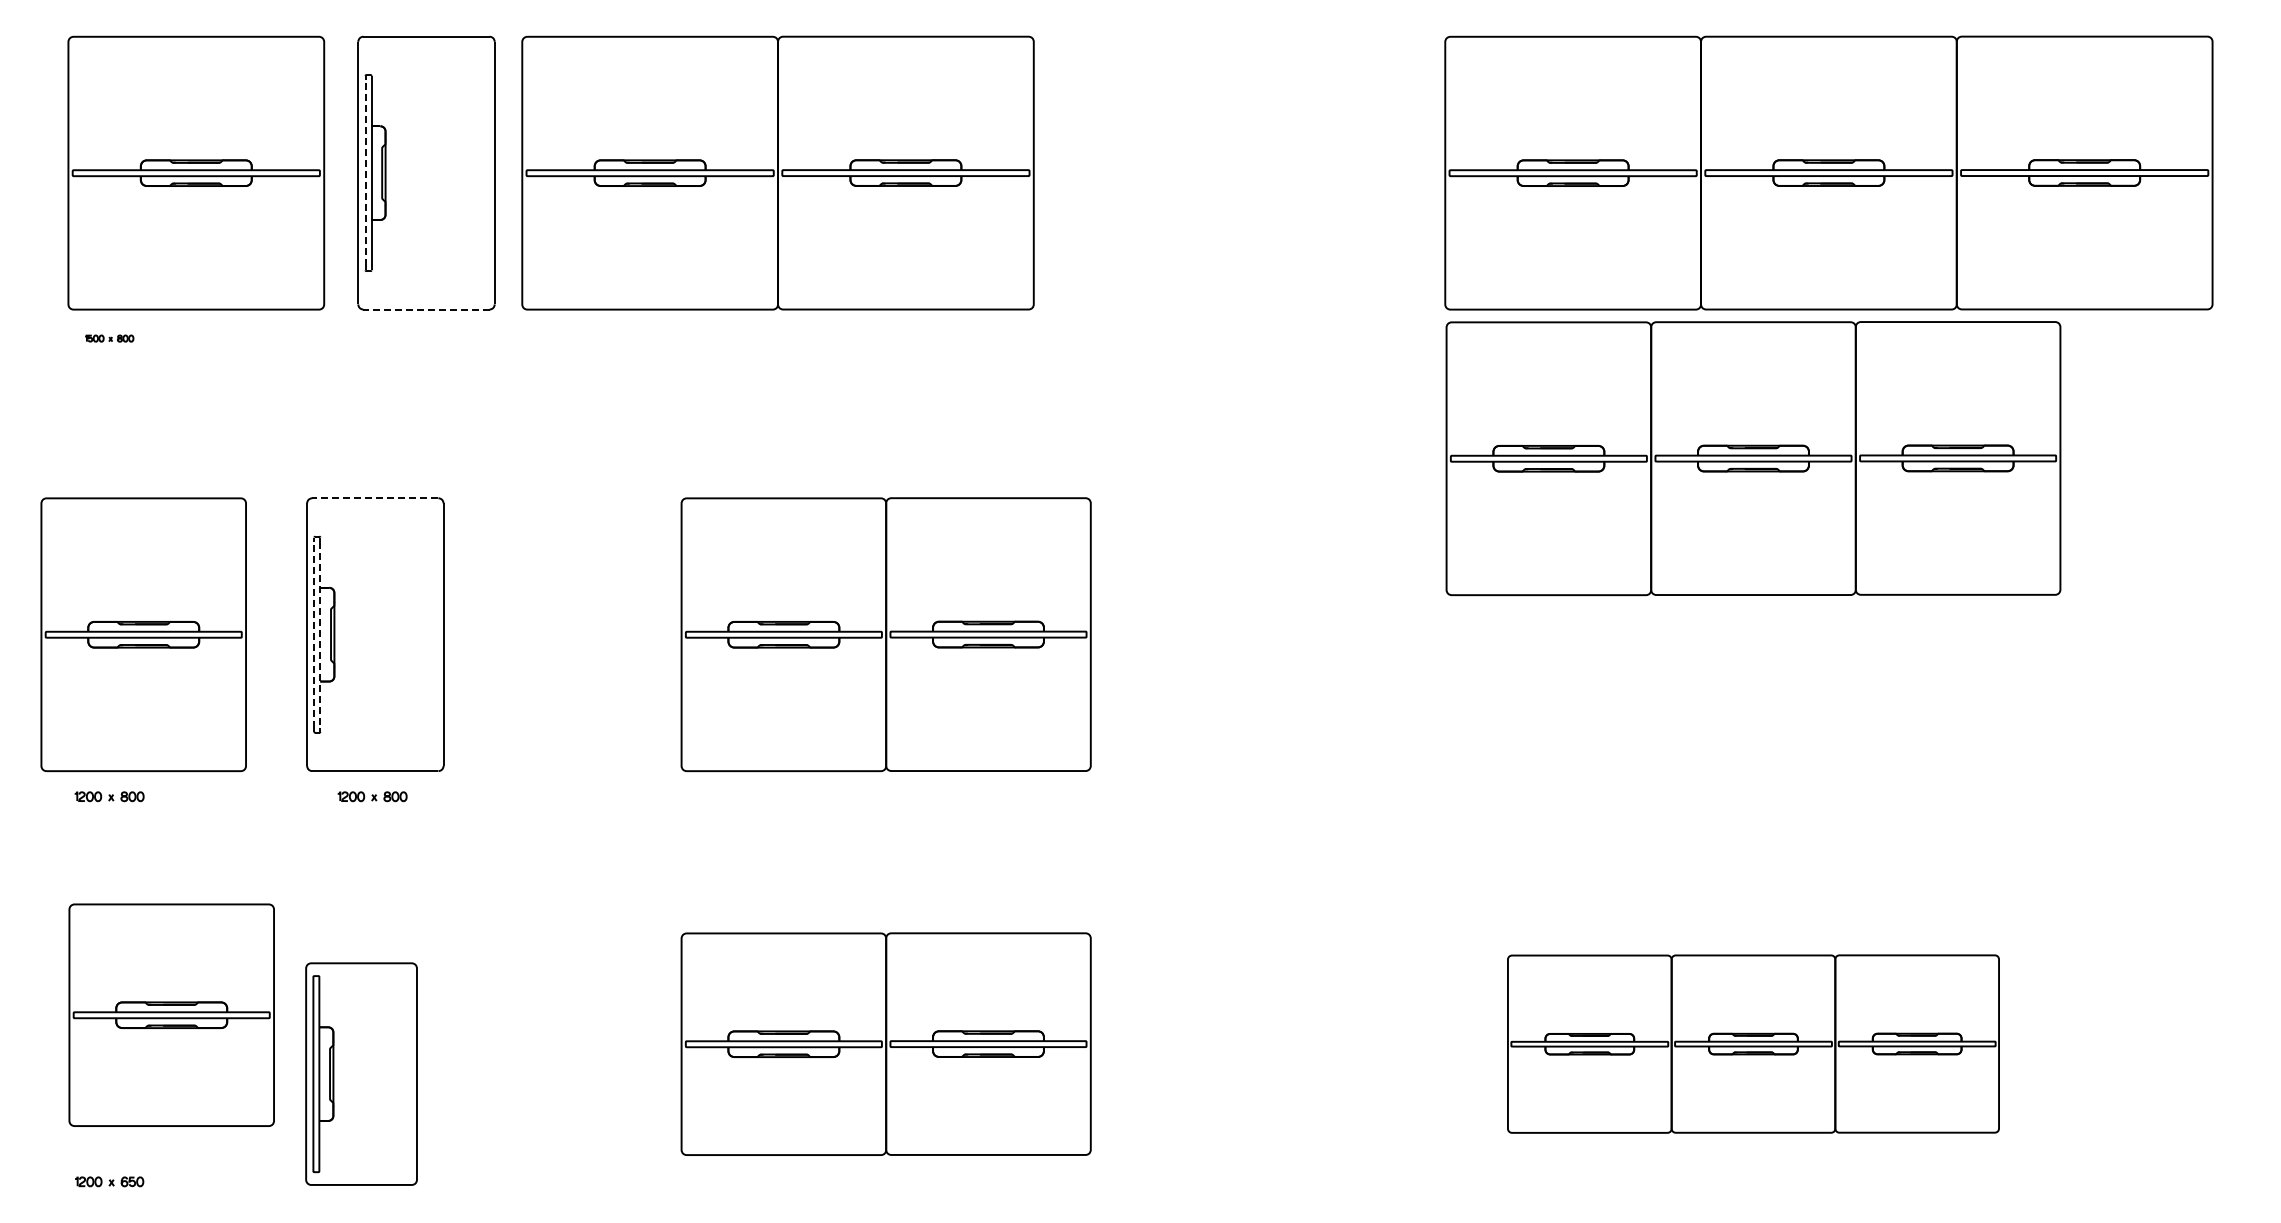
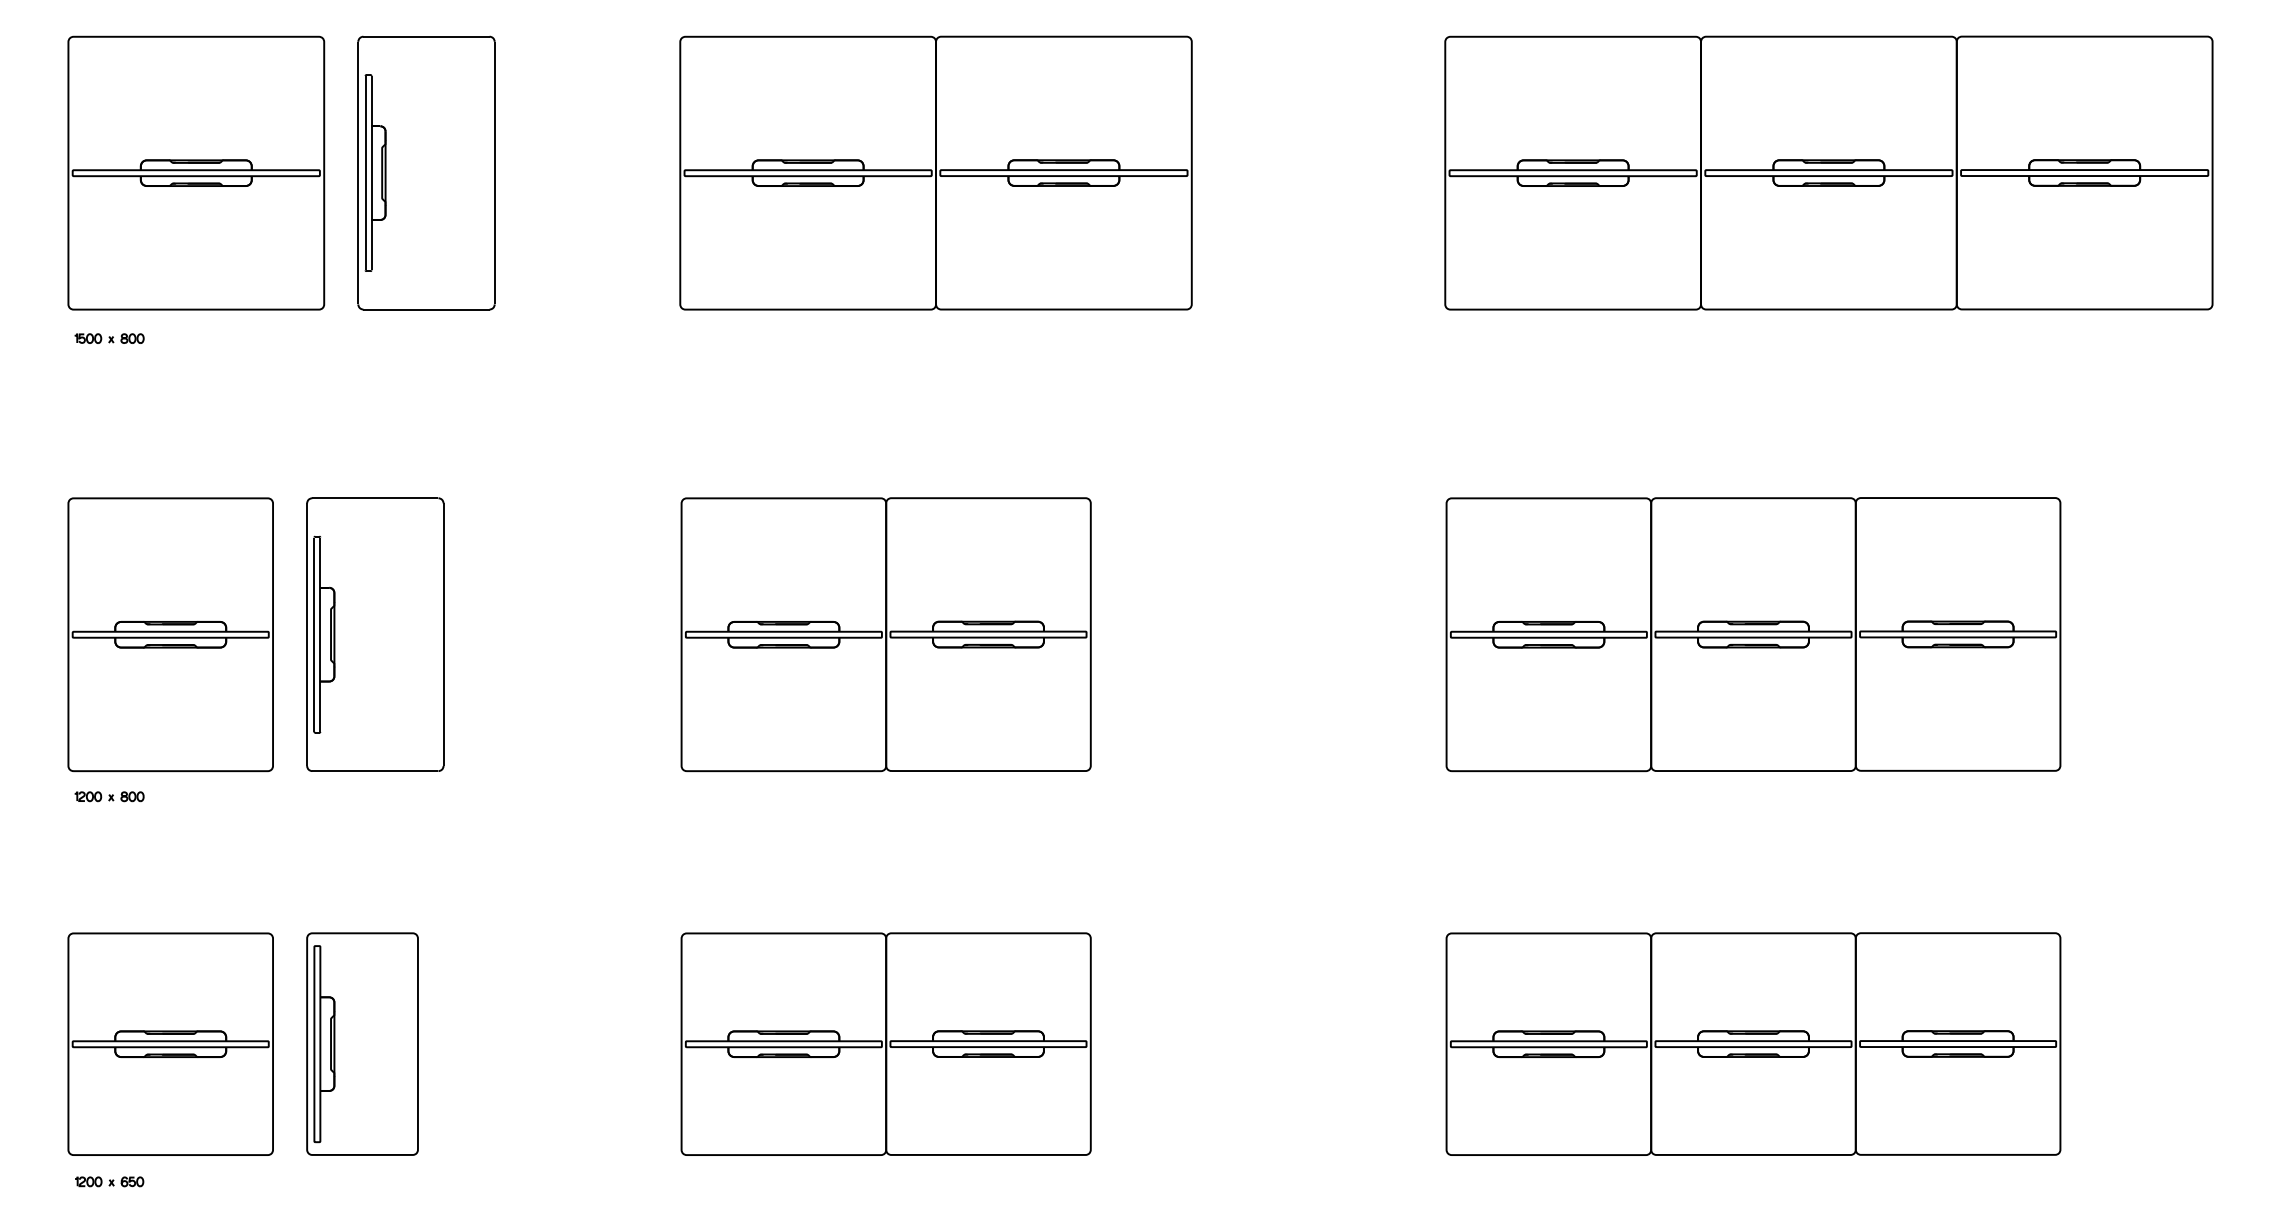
part position: (777, 172) -> (935, 172) (935, 172)
line: dashed -> solid (365, 173)
line: dashed -> solid (426, 309)
part size: 50x9 px -> 71x11 px (109, 338)
part position: (1753, 458) -> (1753, 634) (1753, 634)
line: dashed -> solid (374, 498)
part position: (143, 634) -> (170, 634) (170, 634)
line: dashed -> solid (314, 634)
line: dashed -> solid (320, 634)
part: present -> none (372, 796)
part position: (171, 1014) -> (170, 1043) (170, 1043)
part size: 493x180 px -> 617x224 px (1753, 1043)
part position: (361, 1073) -> (362, 1043) (362, 1043)
